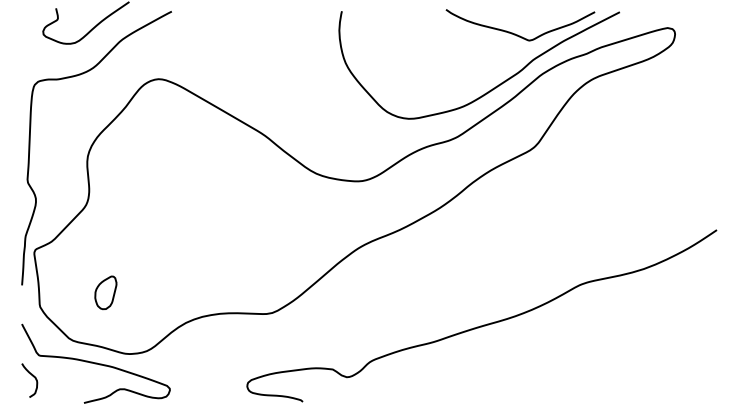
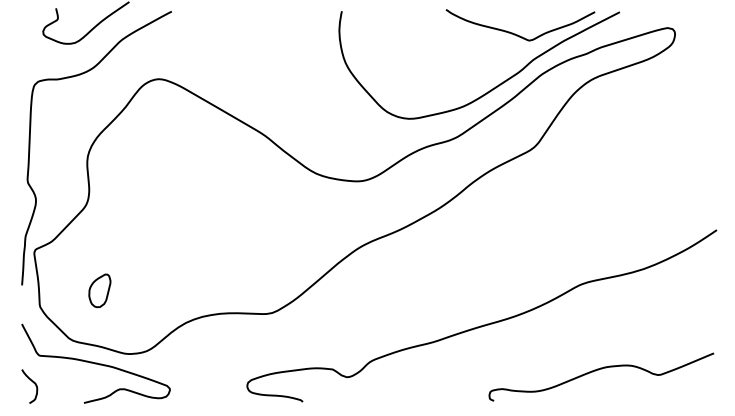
part position: (105, 292) -> (99, 290) (99, 290)
curve: none -> present (598, 370)
curve position: (32, 376) -> (32, 382) (32, 382)
